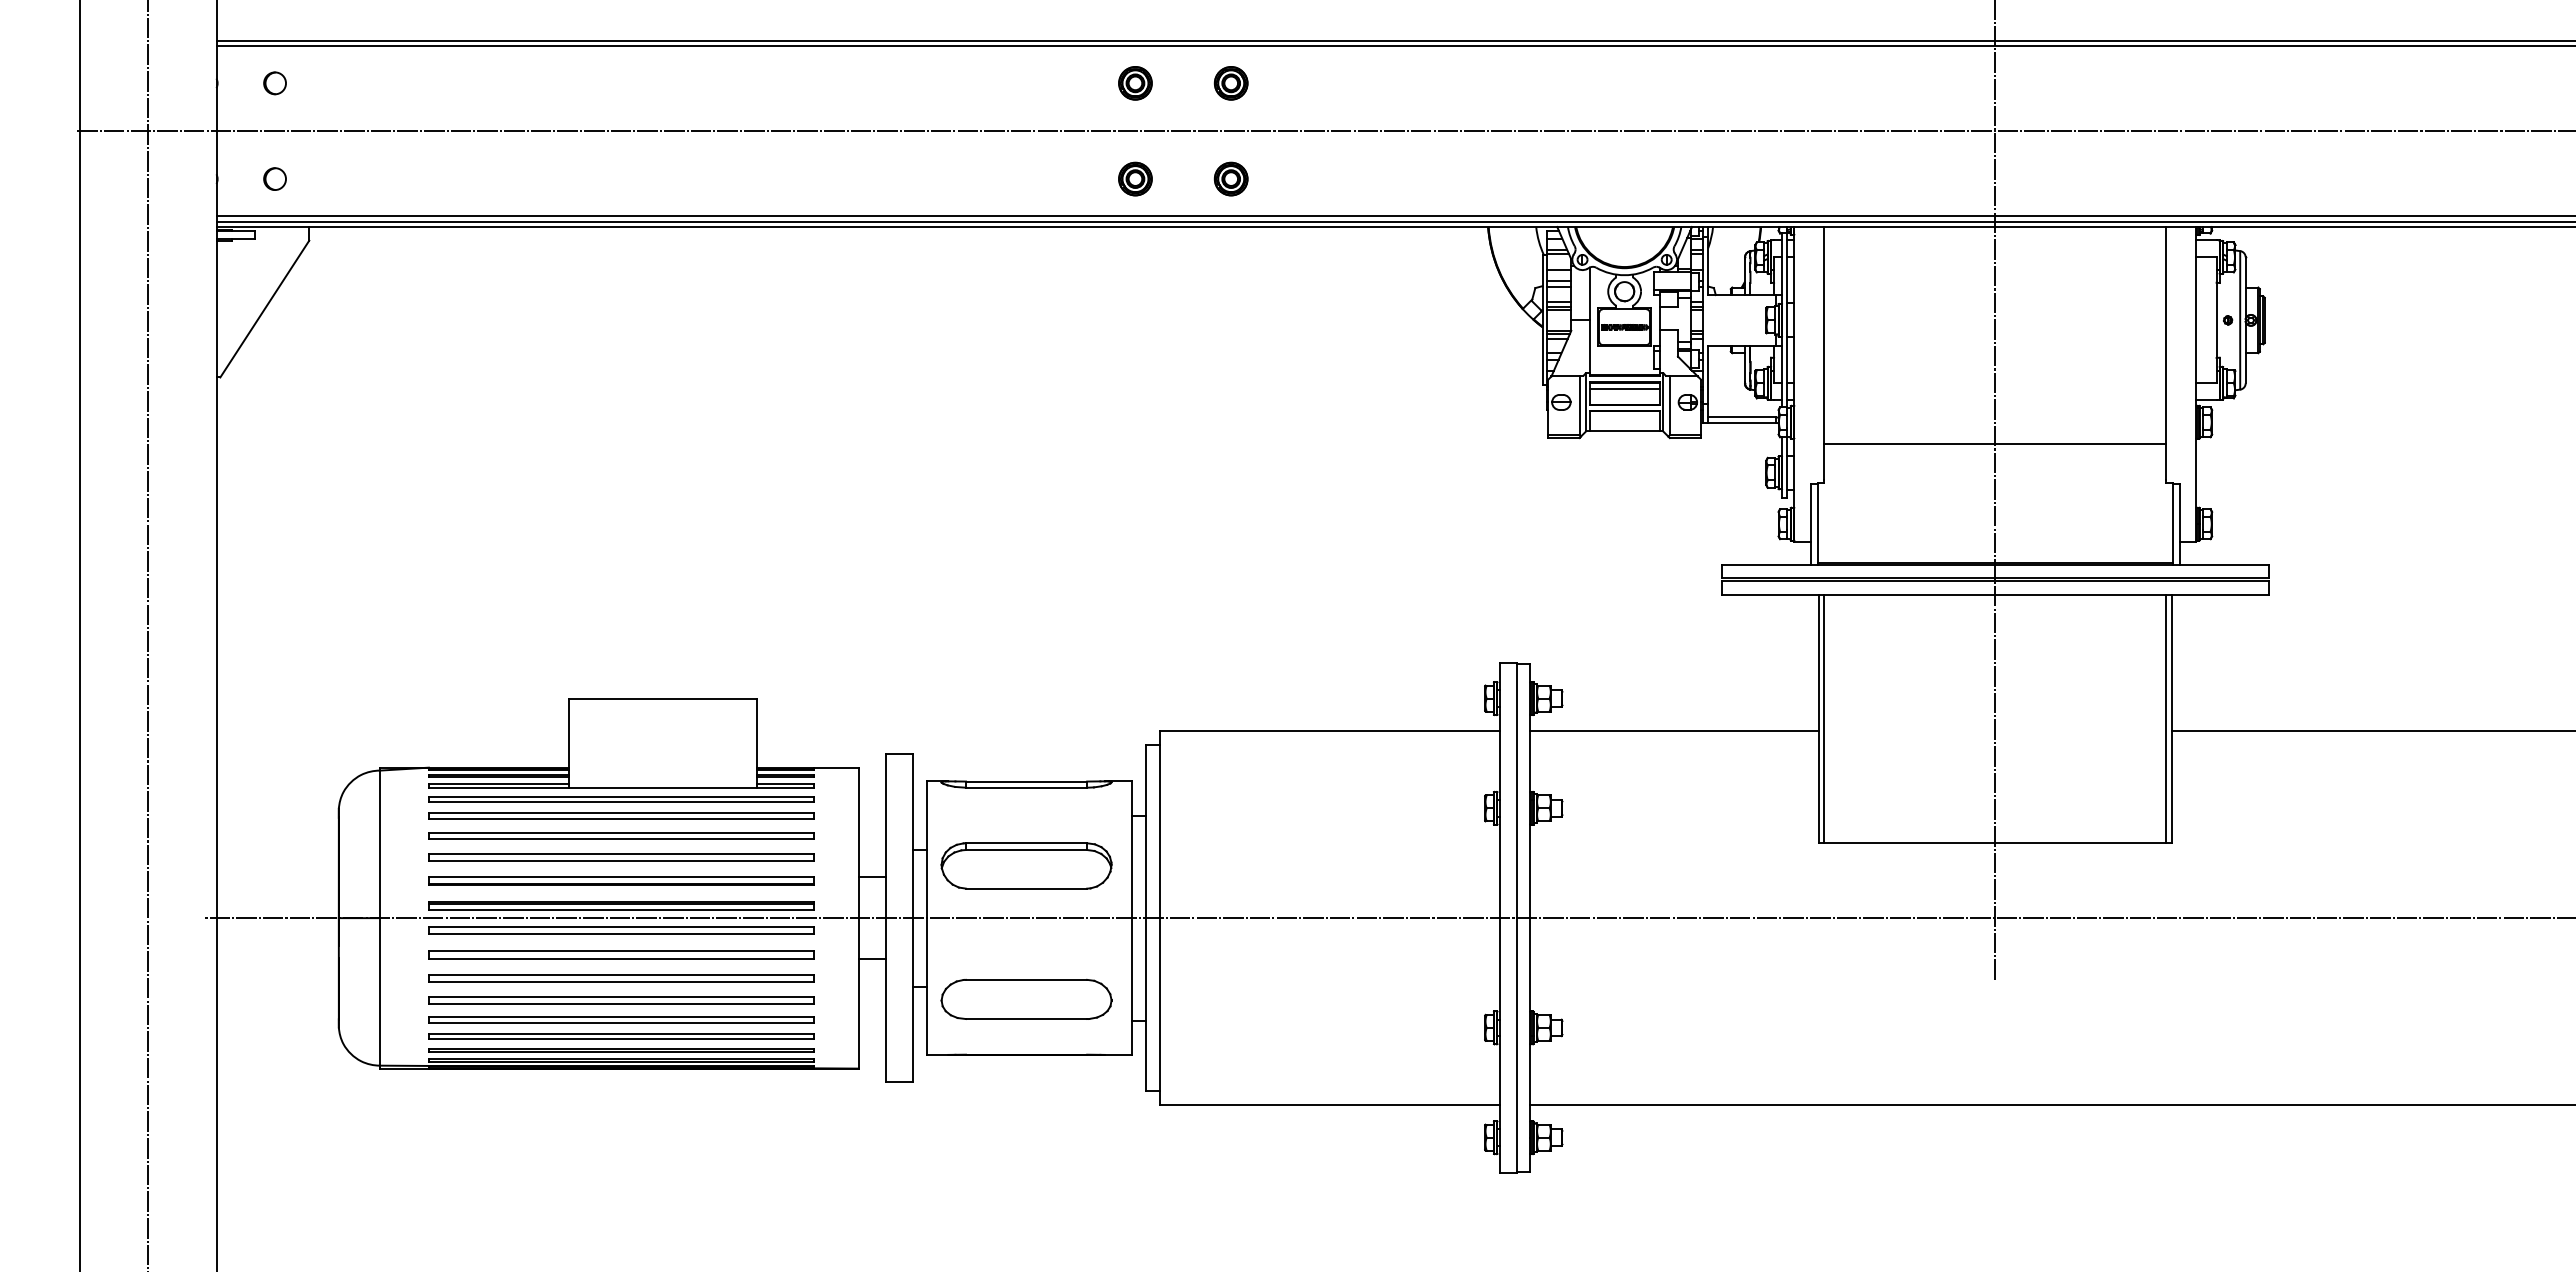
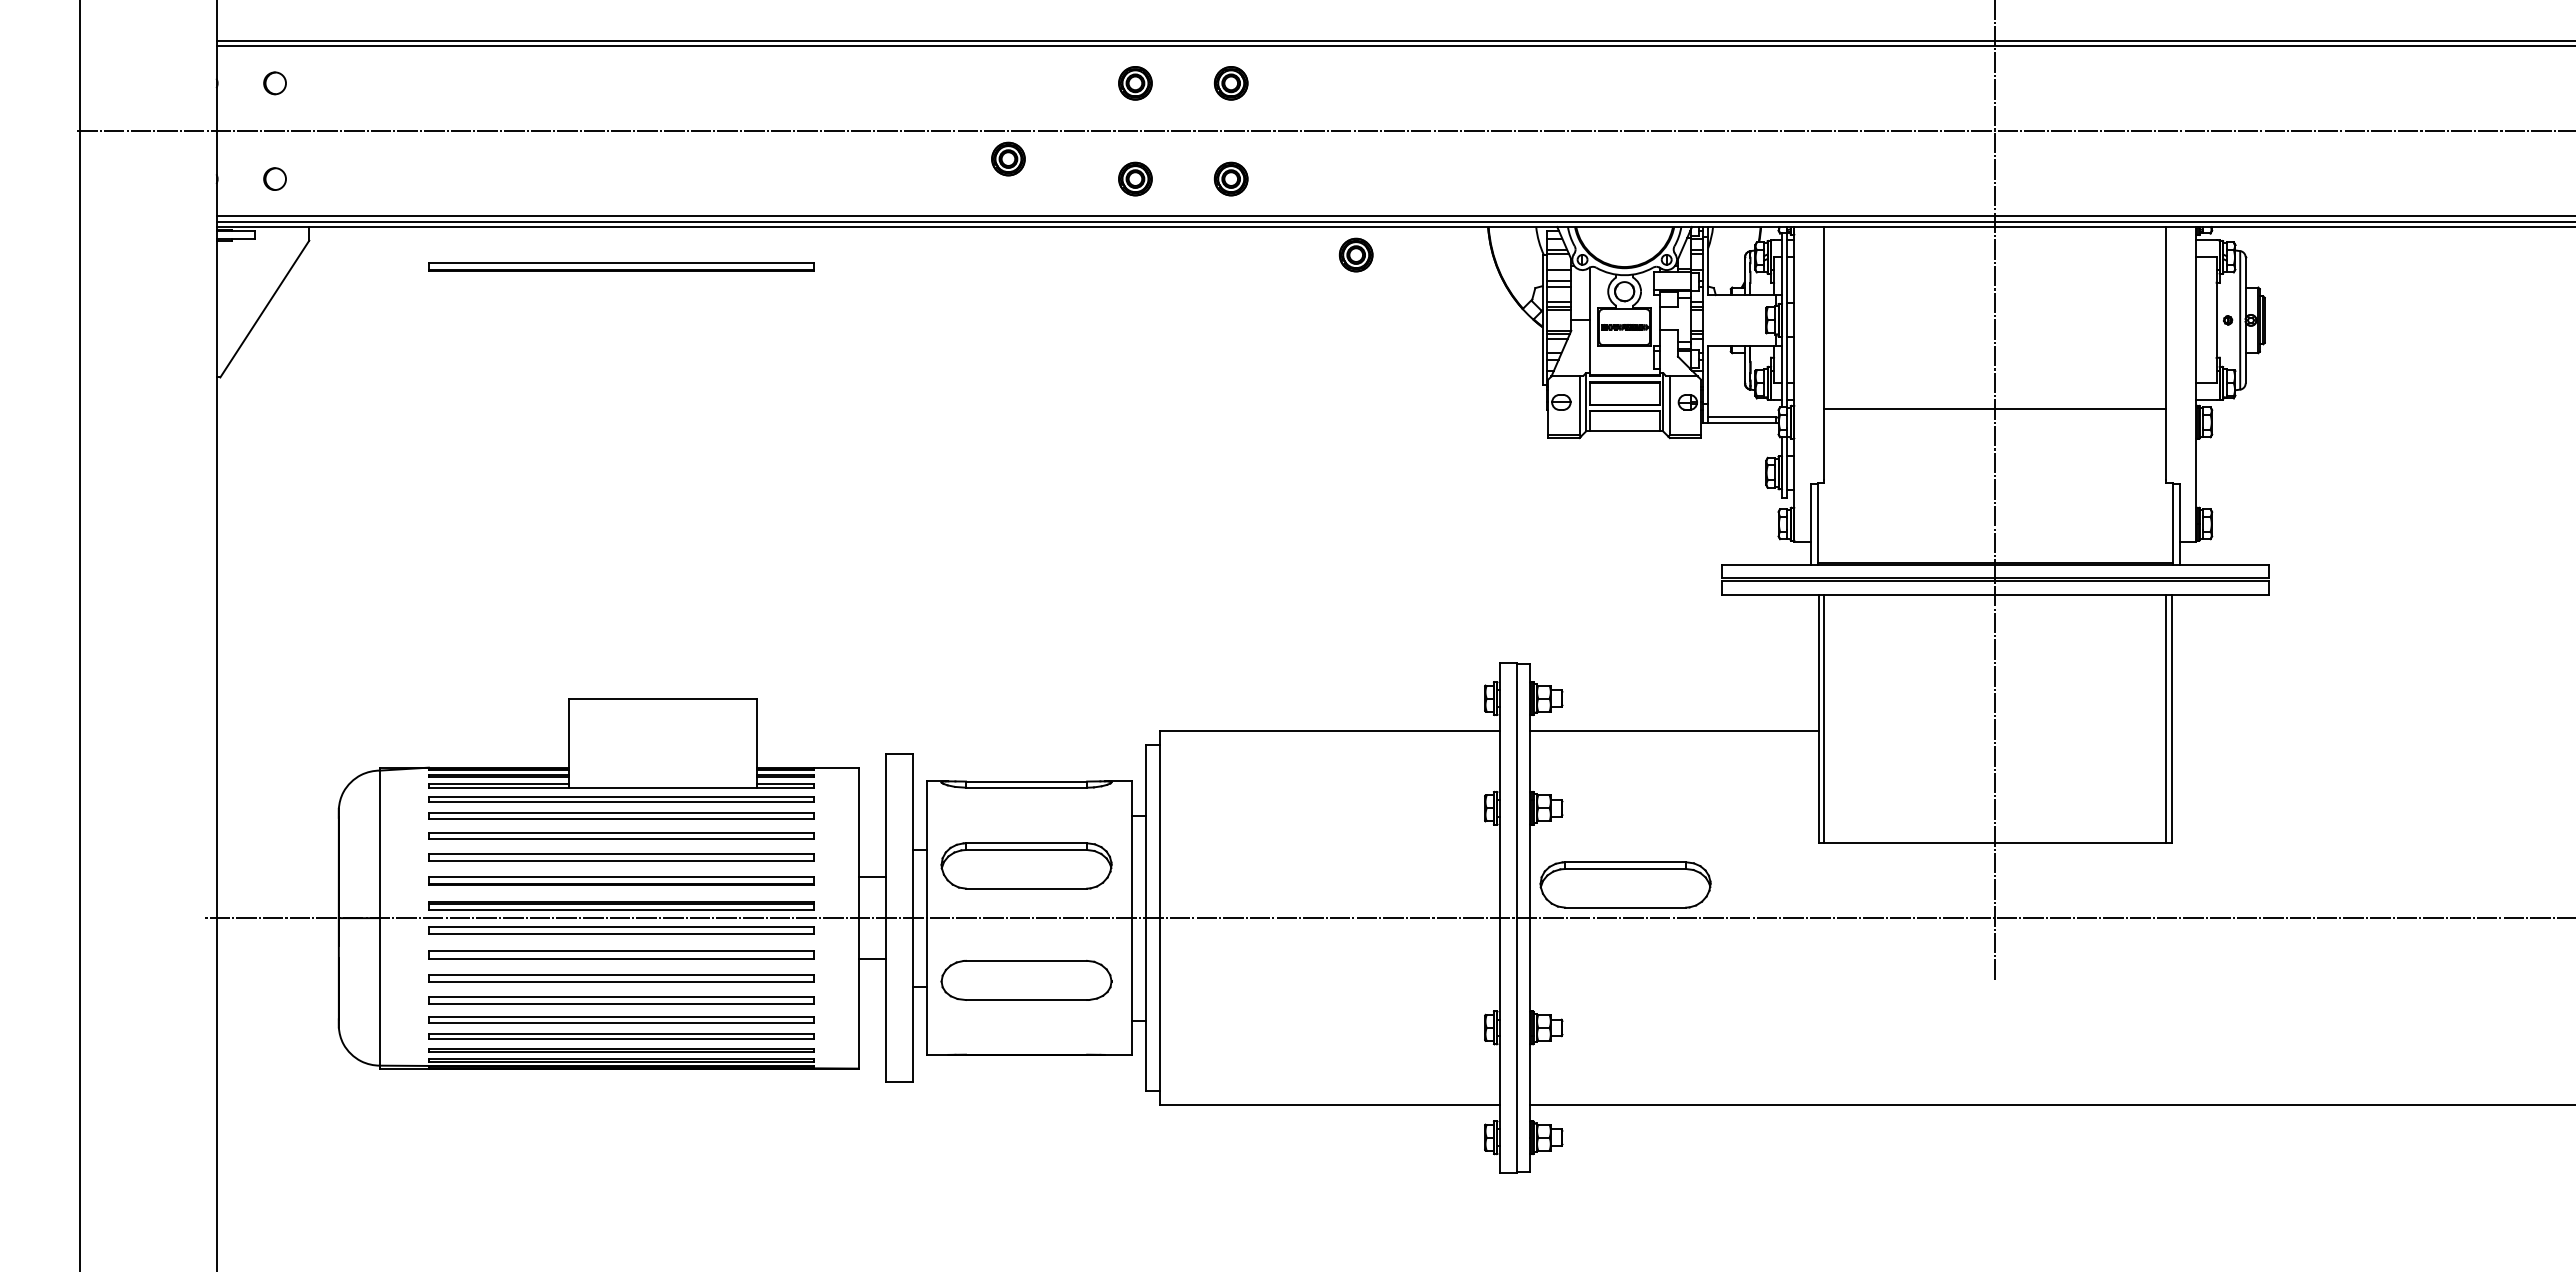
part: none -> present (1008, 158)
part: none -> present (1355, 254)
part: none -> present (621, 266)
line: present -> none (1624, 389)
line position: (1995, 443) -> (1995, 408) (1995, 408)
line: present -> none (148, 635)
line: present -> none (2371, 731)
part: none -> present (1625, 884)
part position: (1026, 998) -> (1026, 979) (1026, 979)
